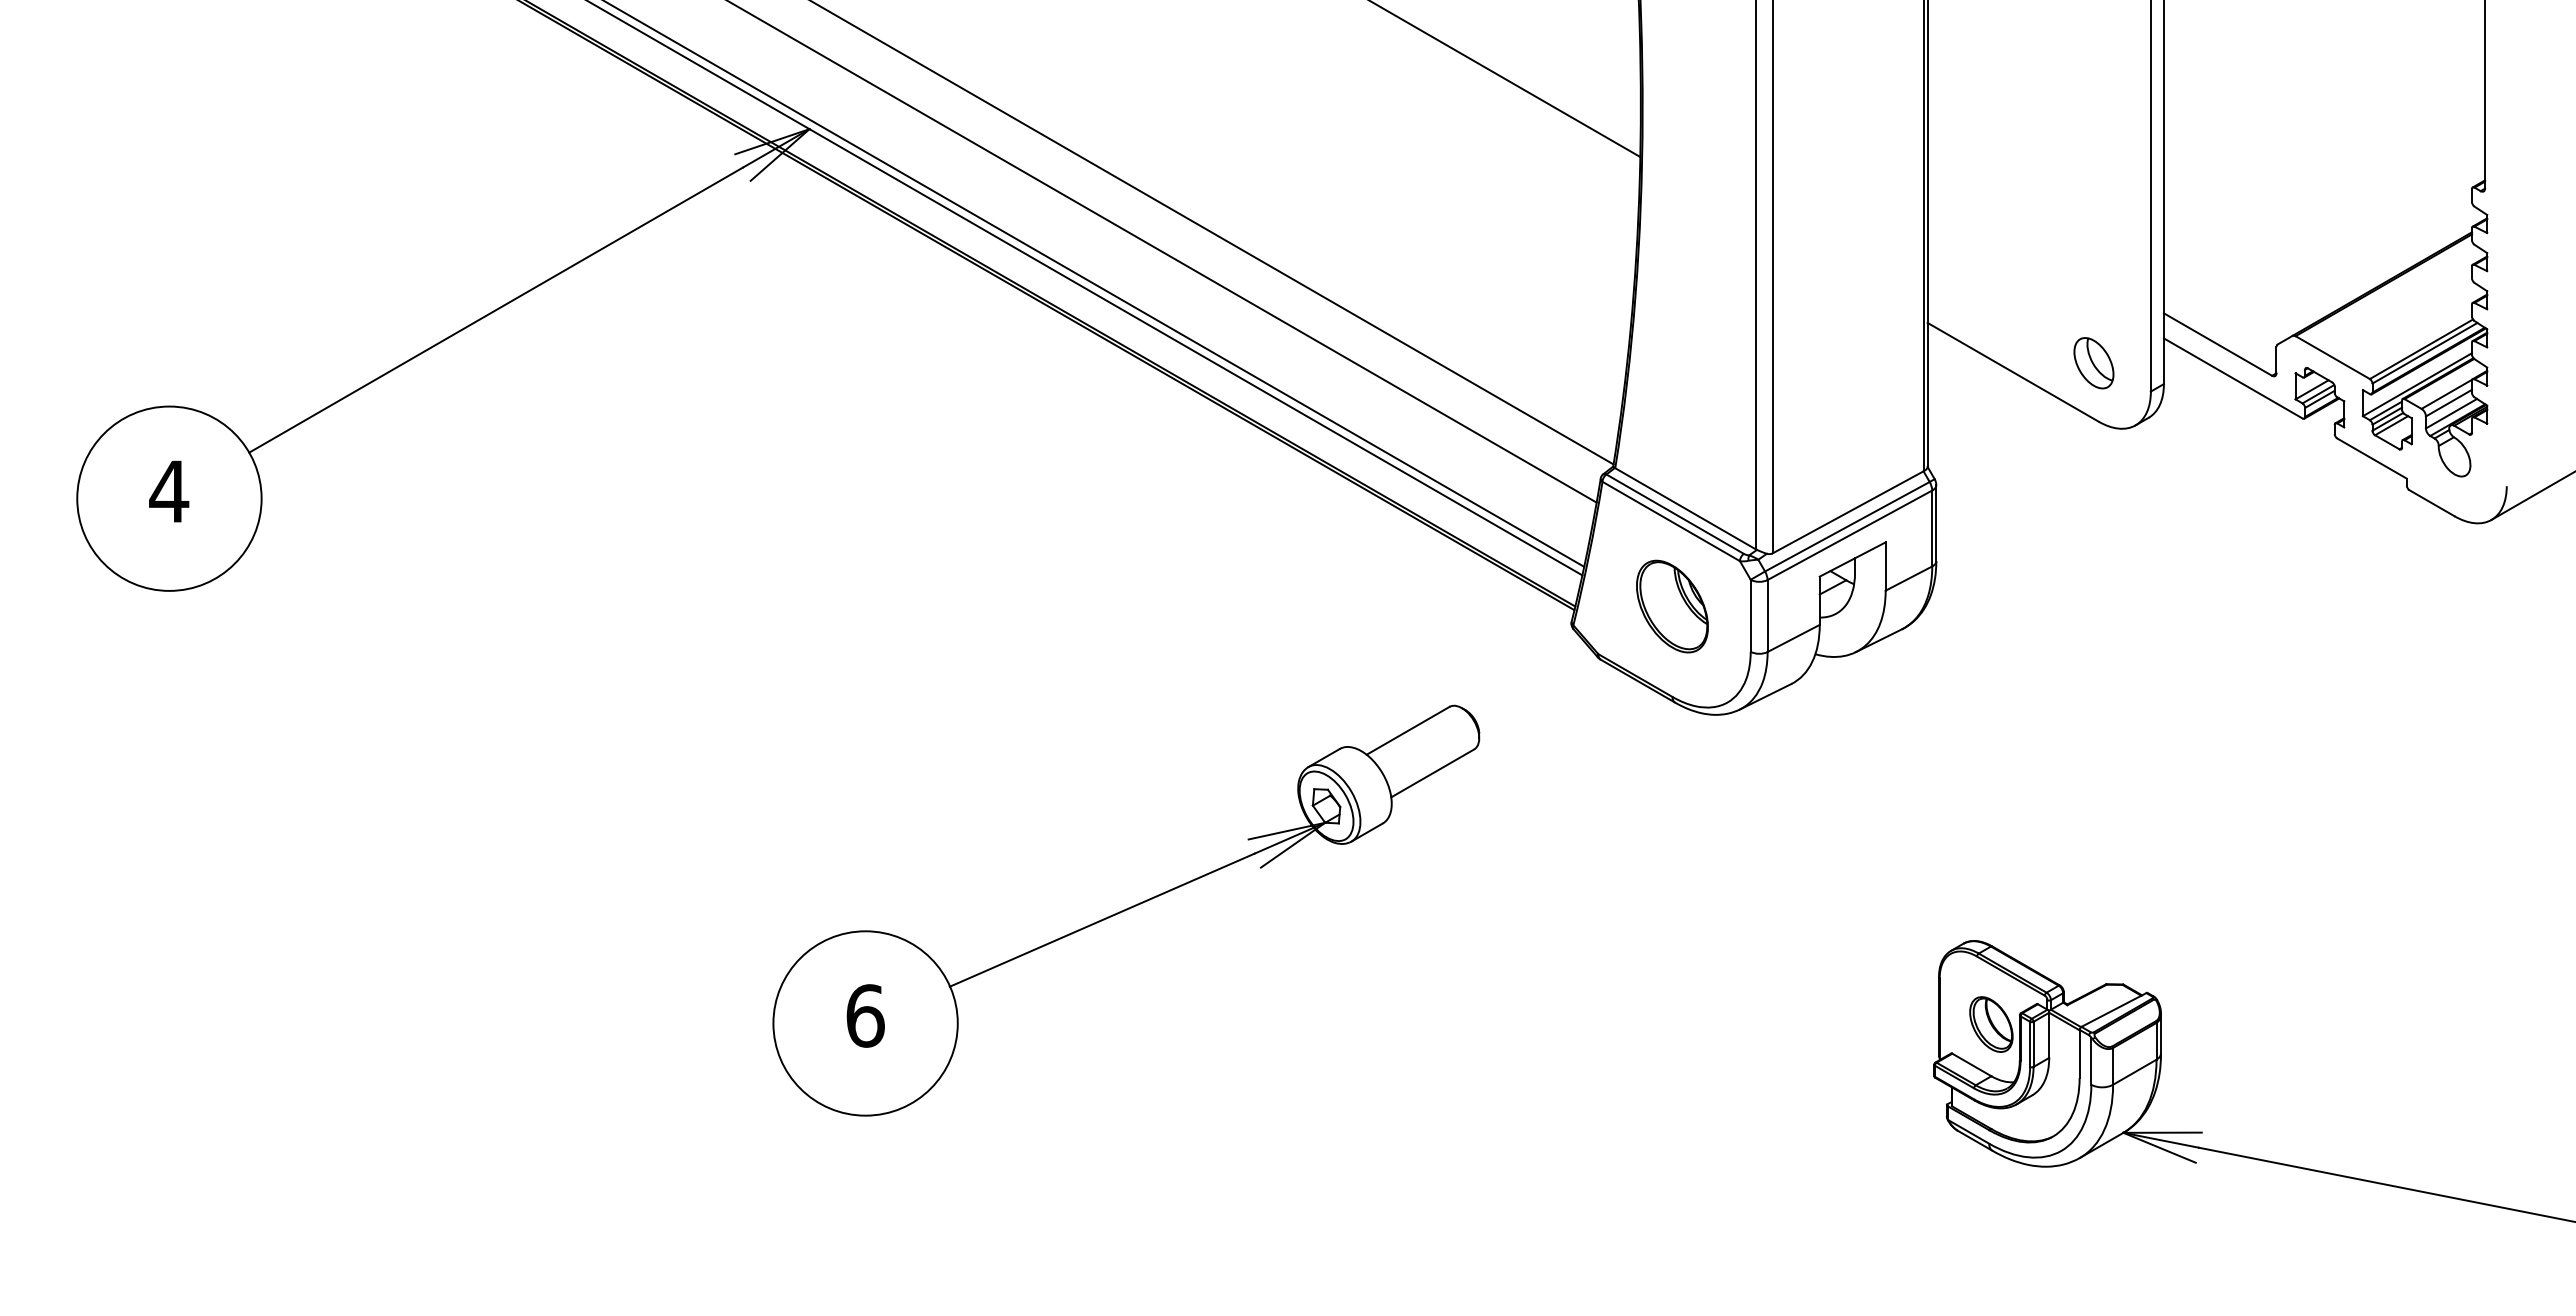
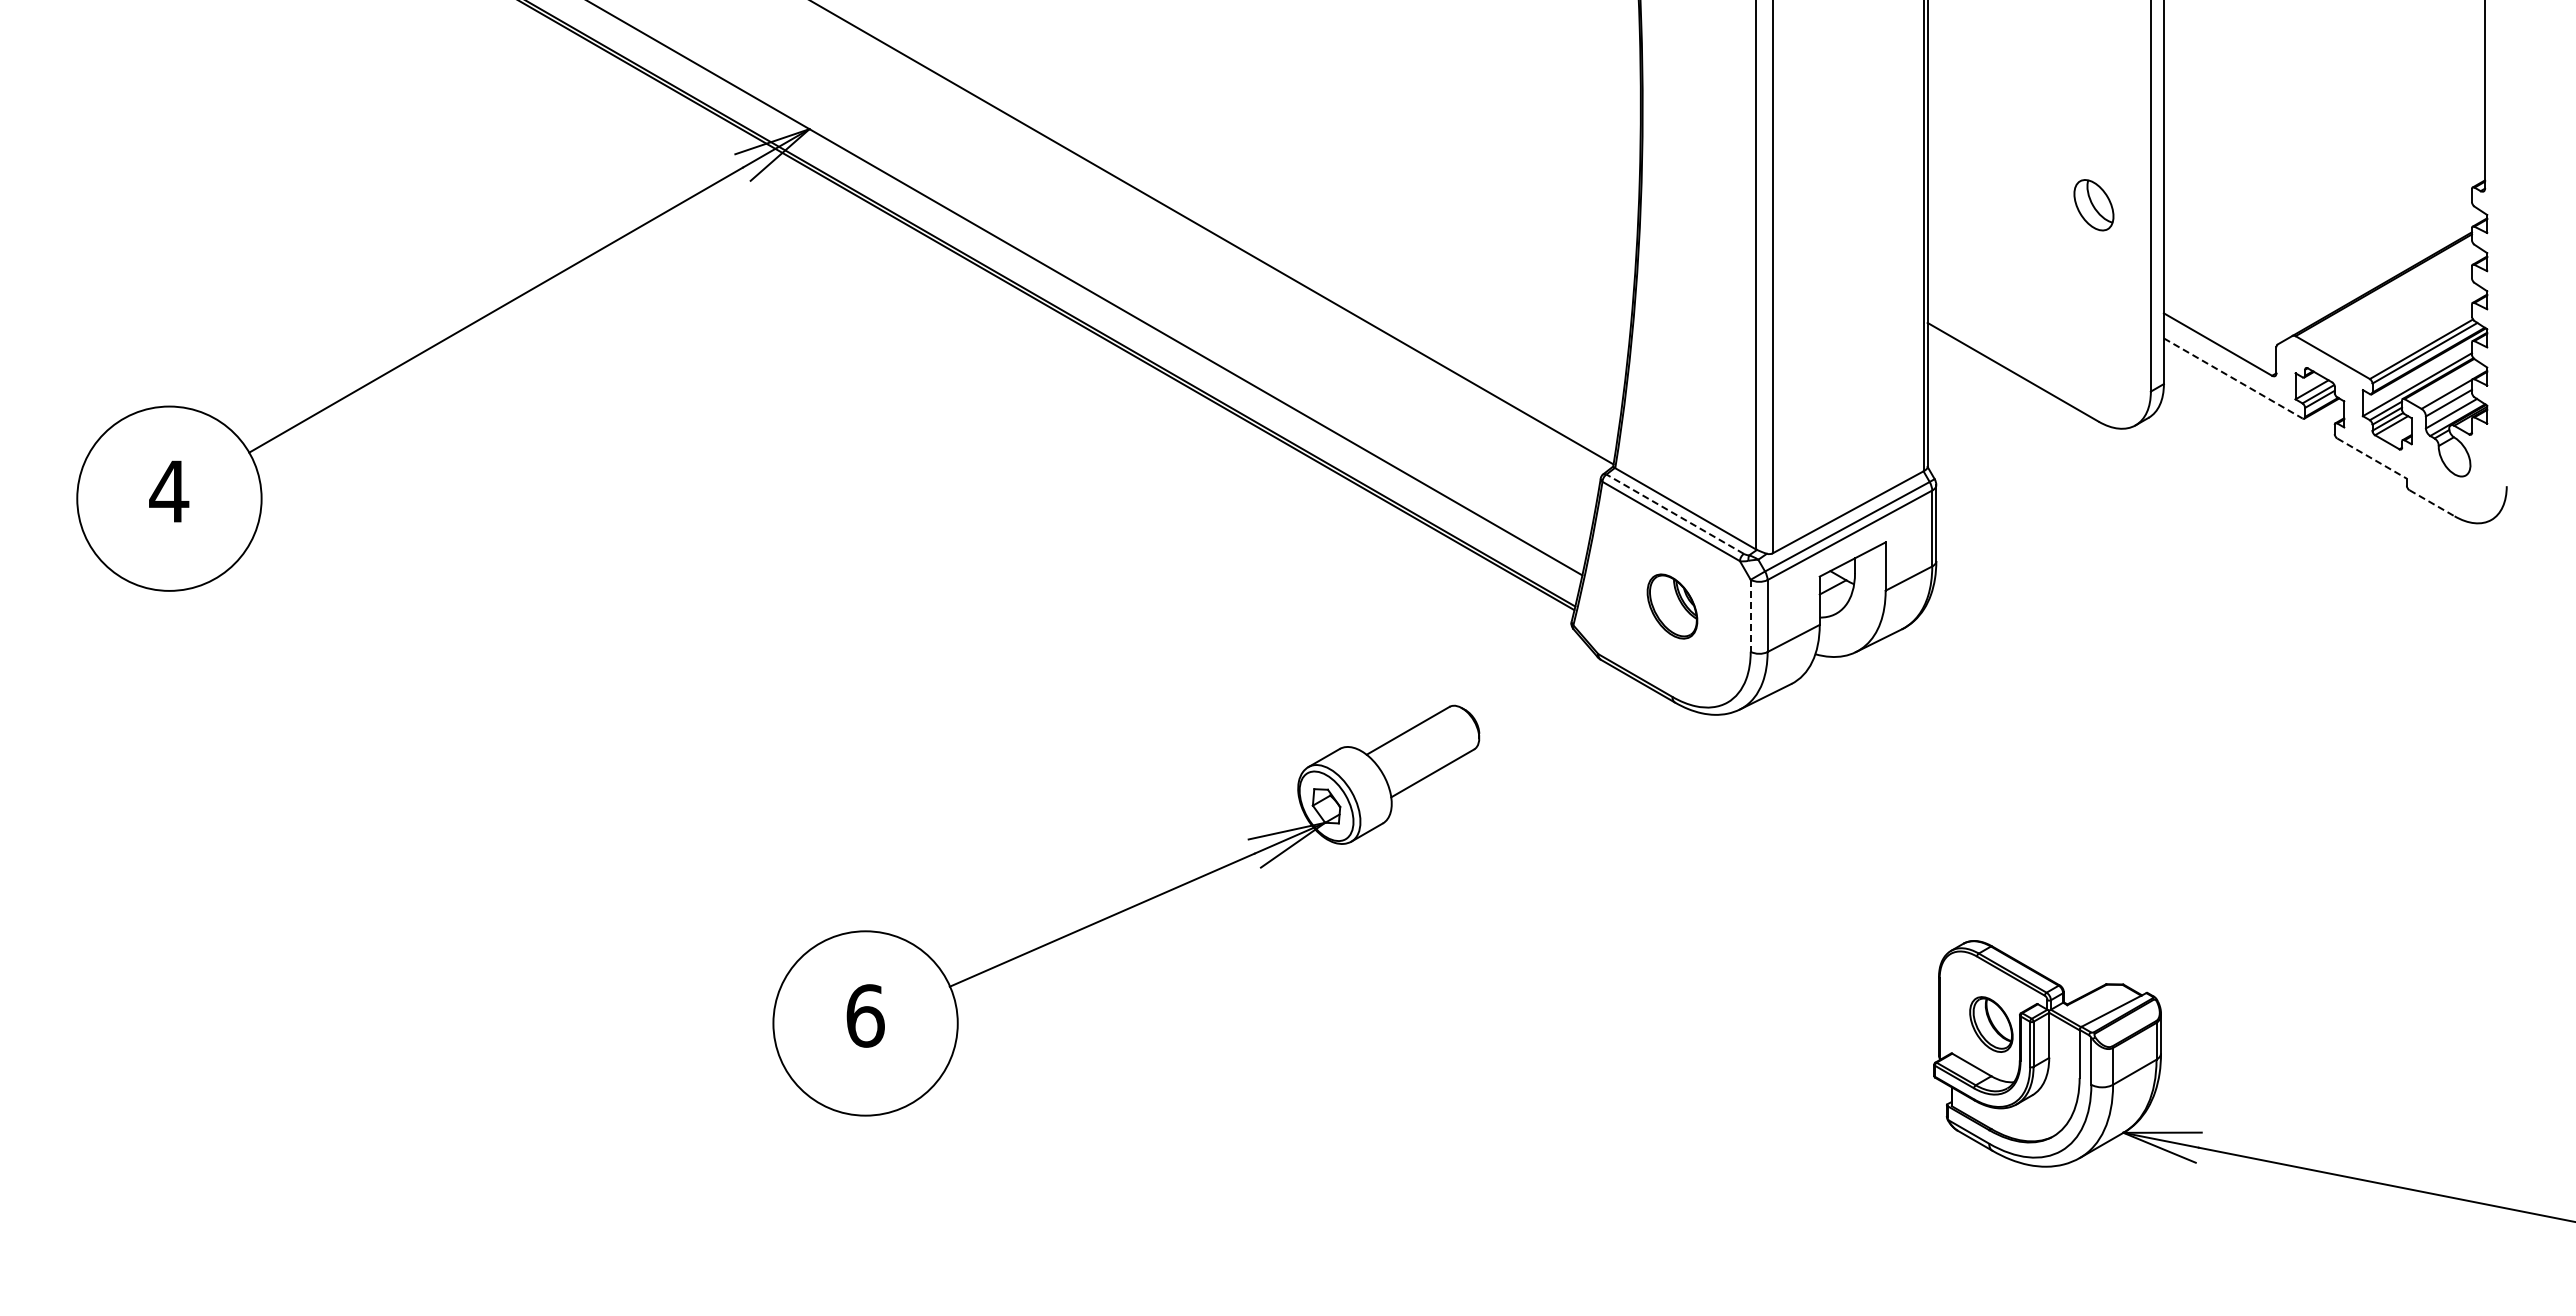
line: present -> none (1506, 79)
line: present -> none (1163, 252)
line: present -> none (1095, 284)
part position: (2093, 363) -> (2093, 205) (2093, 205)
line: solid -> dashed (2233, 378)
line: solid -> dashed (2372, 458)
line: present -> none (2531, 495)
line: solid -> dashed (2432, 503)
line: solid -> dashed (1674, 513)
part size: 73x95 px -> 53x67 px (1672, 606)
line: solid -> dashed (1750, 615)
